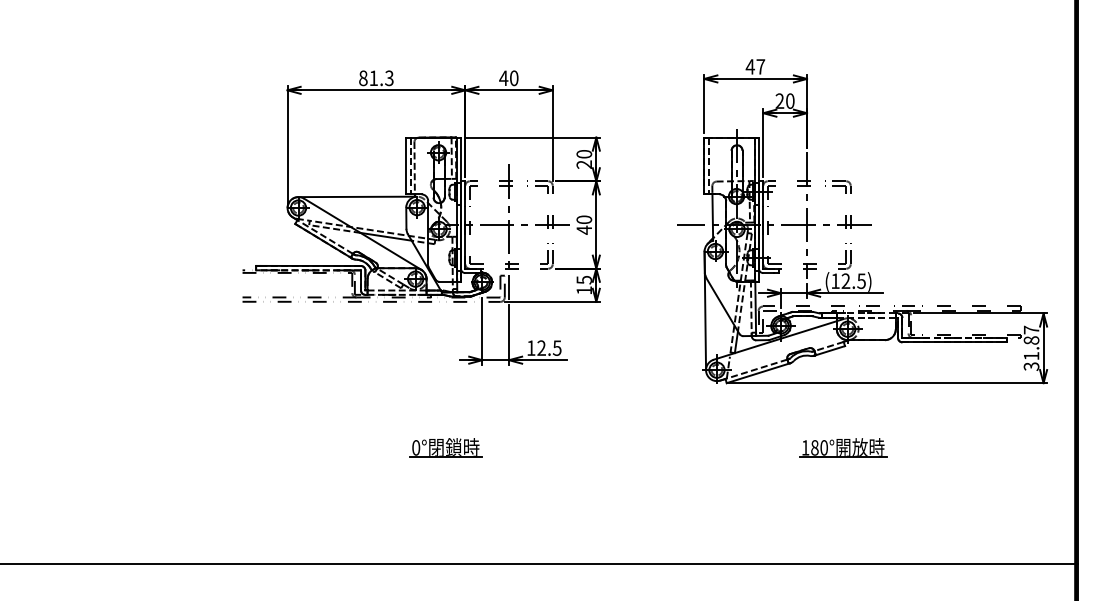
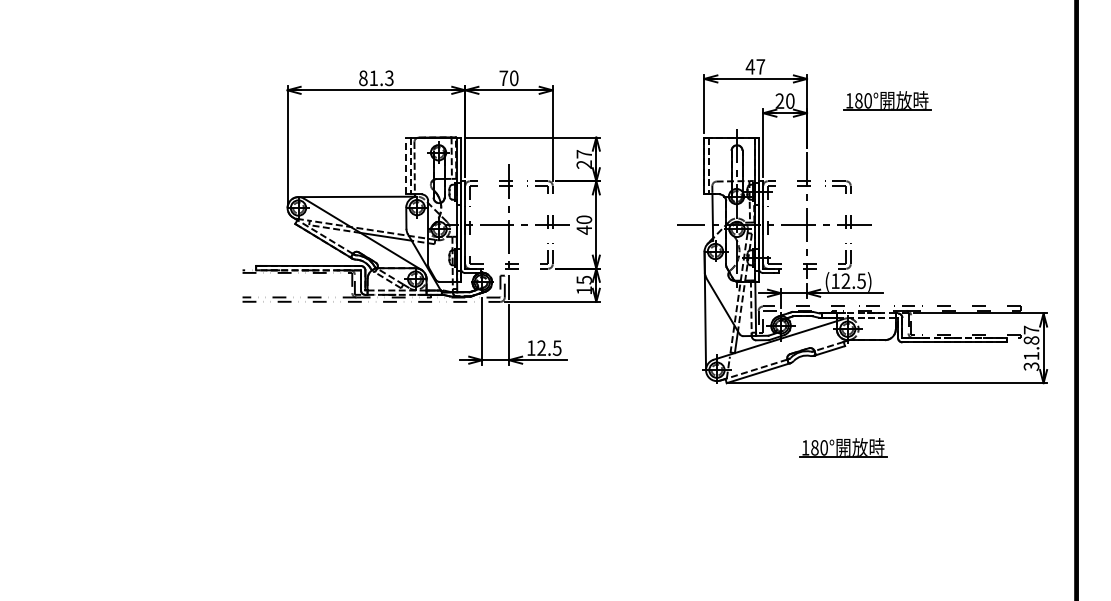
text: 40 -> 70 (503, 77)
part: none -> present (887, 100)
text: 20 -> 27 (584, 154)
line: solid -> dashed (406, 165)
part: present -> none (445, 447)
line: present -> none (539, 563)
